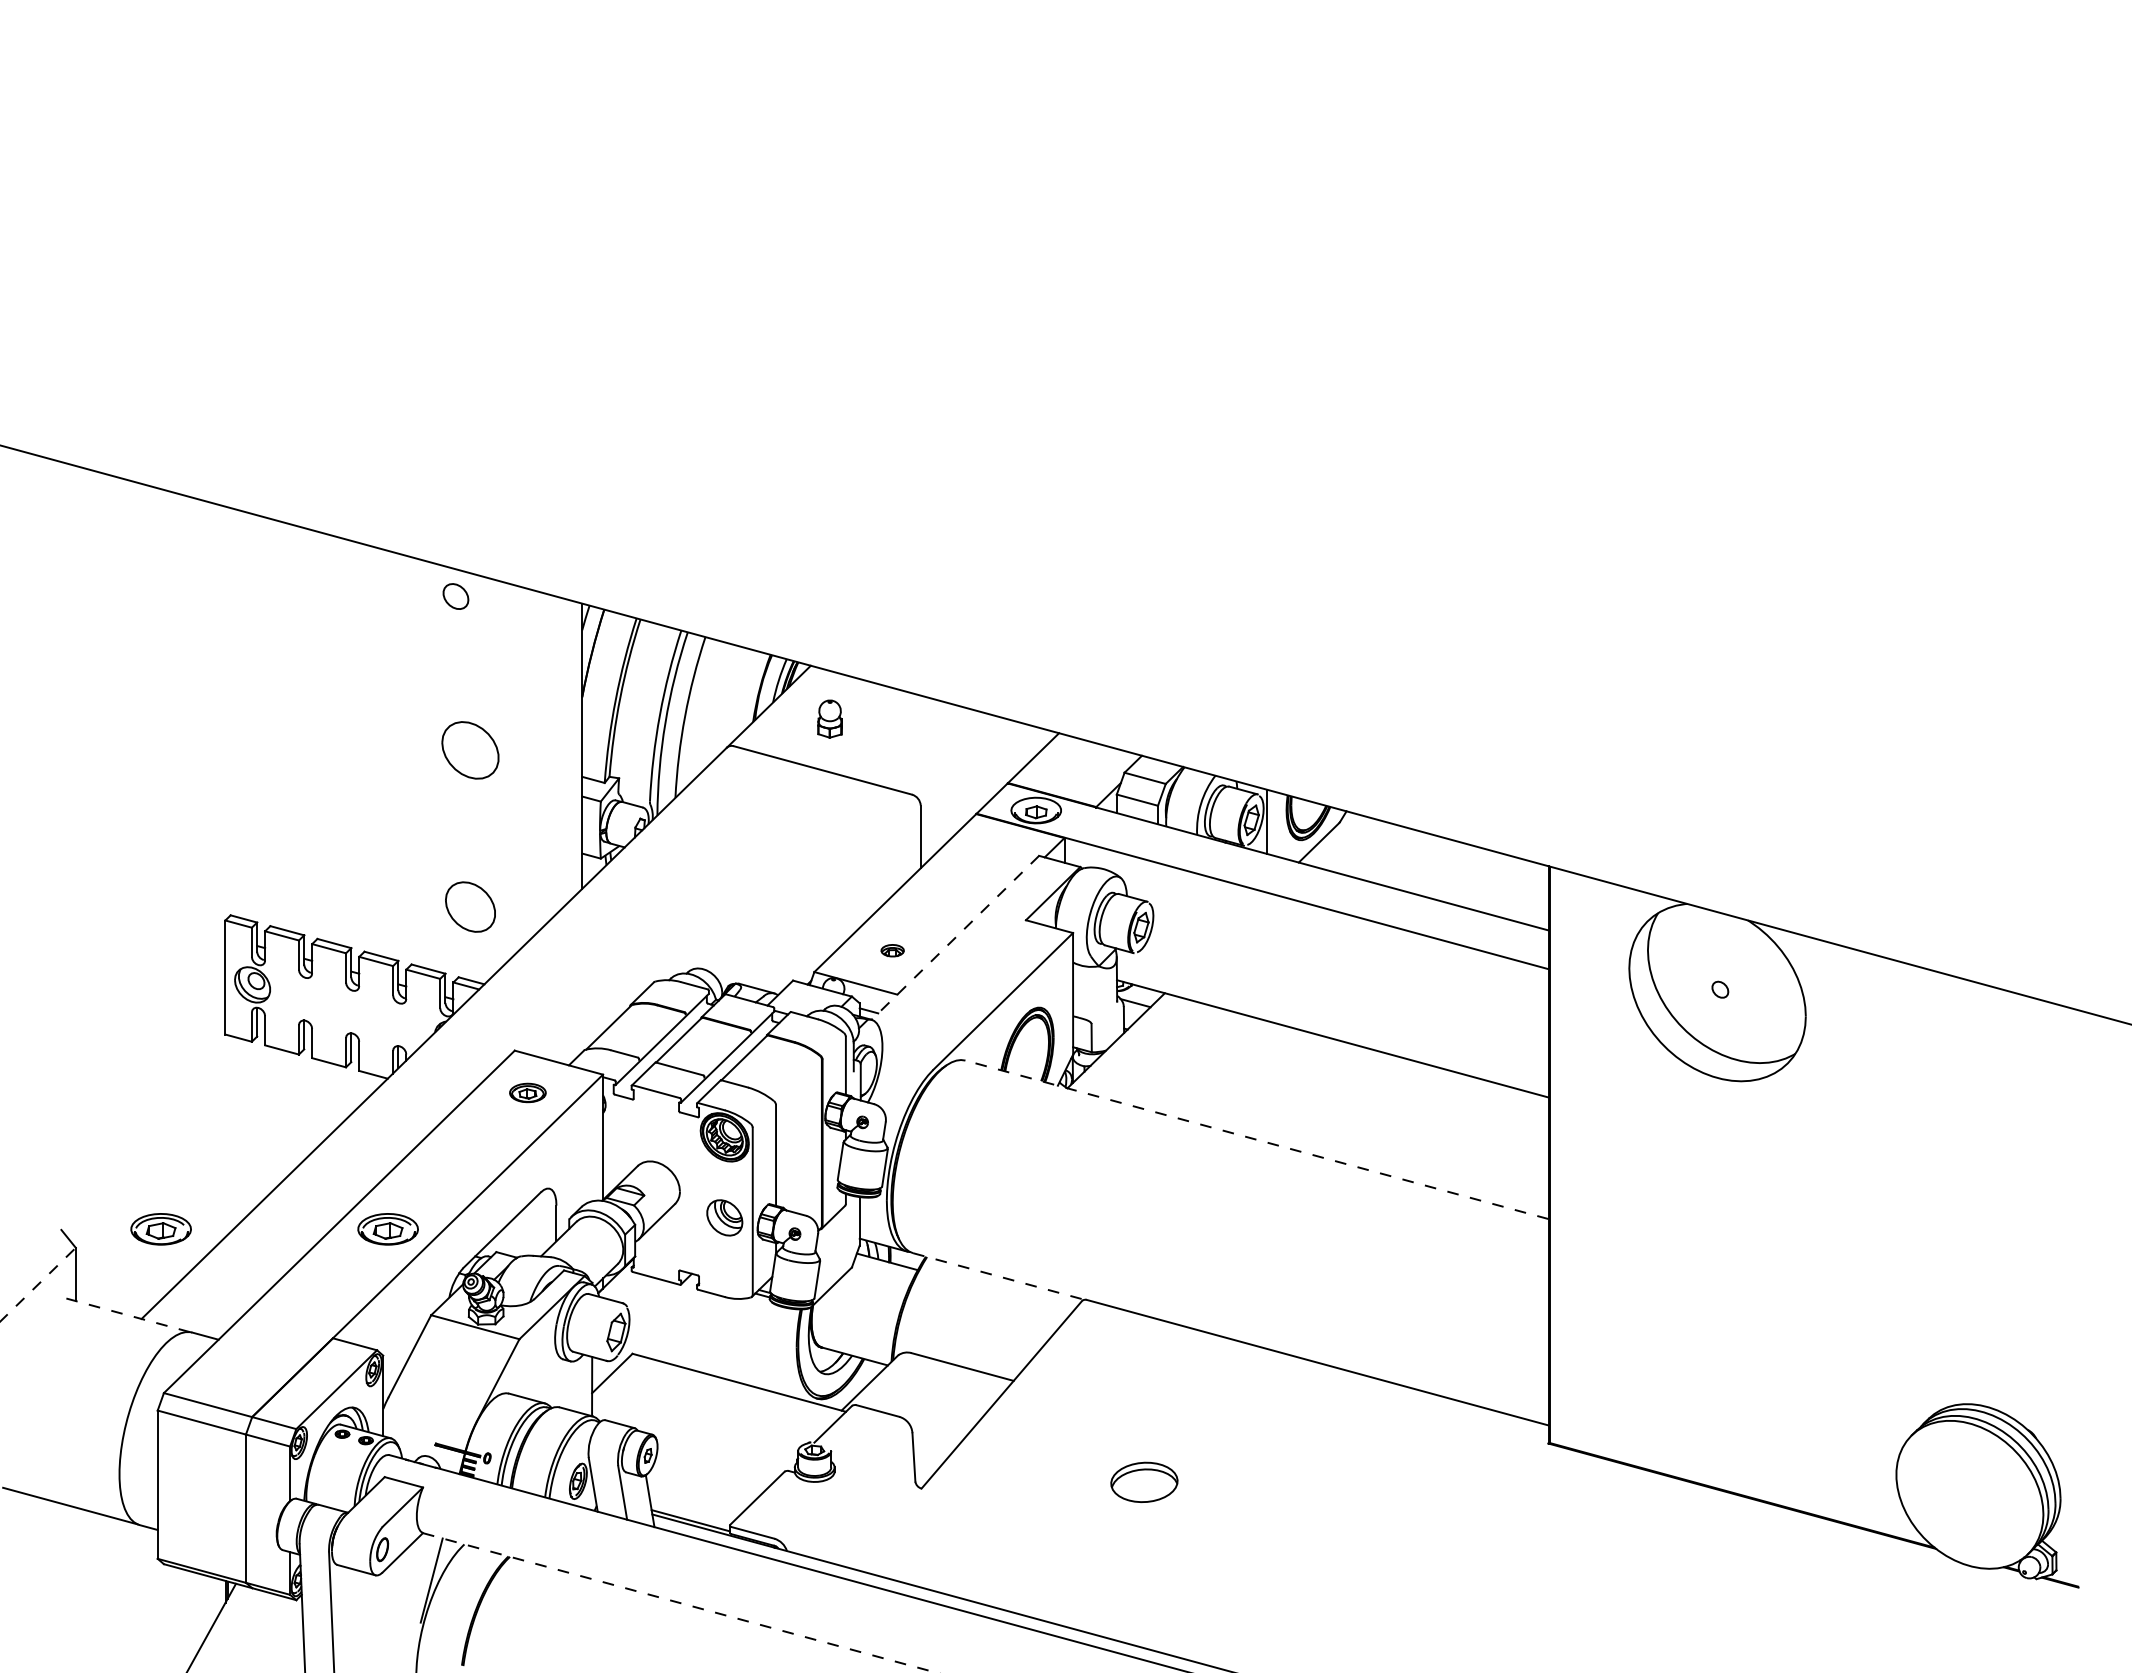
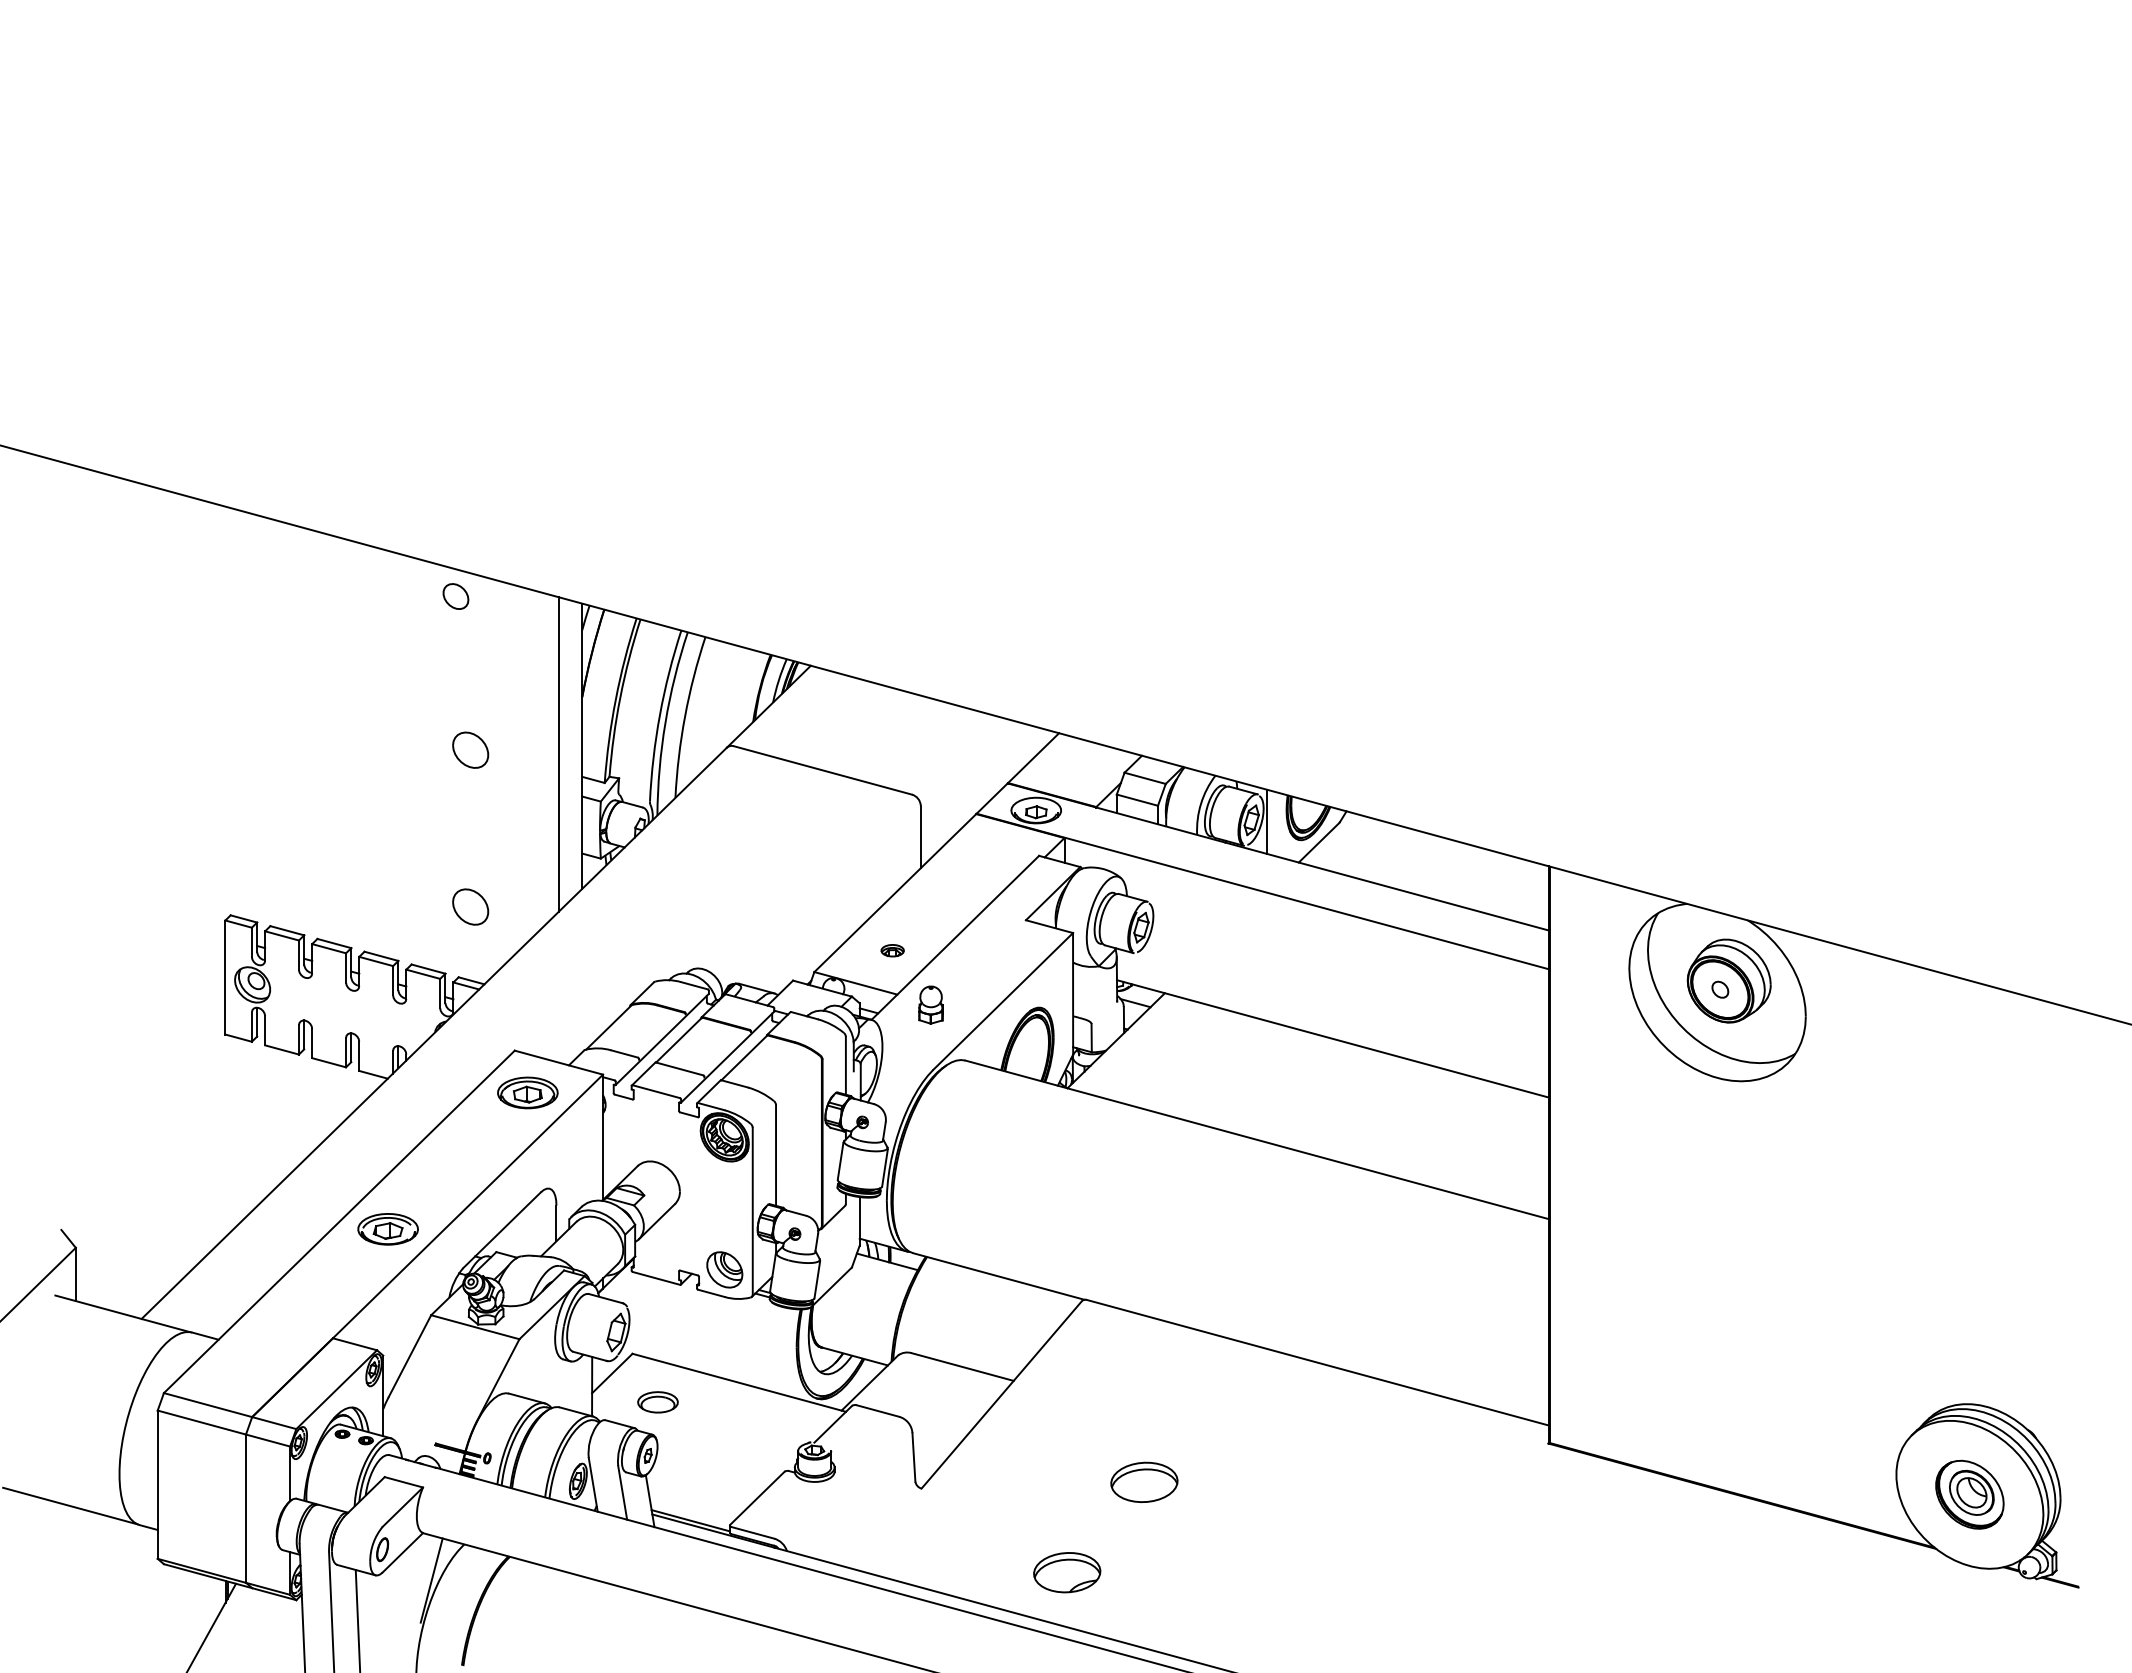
part position: (829, 718) -> (930, 1004) (930, 1004)
part size: 59x59 px -> 38x38 px (470, 749)
line: none -> present (558, 754)
part size: 51x52 px -> 38x38 px (470, 906)
line: dashed -> solid (955, 938)
part: none -> present (1728, 980)
part size: 38x22 px -> 62x34 px (527, 1092)
line: dashed -> solid (1256, 1139)
part position: (724, 1217) -> (724, 1269) (724, 1269)
part: present -> none (160, 1229)
line: dashed -> solid (998, 1276)
line: dashed -> solid (38, 1284)
line: dashed -> solid (122, 1313)
part: none -> present (657, 1402)
part: none -> present (1969, 1494)
part: none -> present (1067, 1572)
line: dashed -> solid (680, 1603)
line: none -> present (357, 1619)
